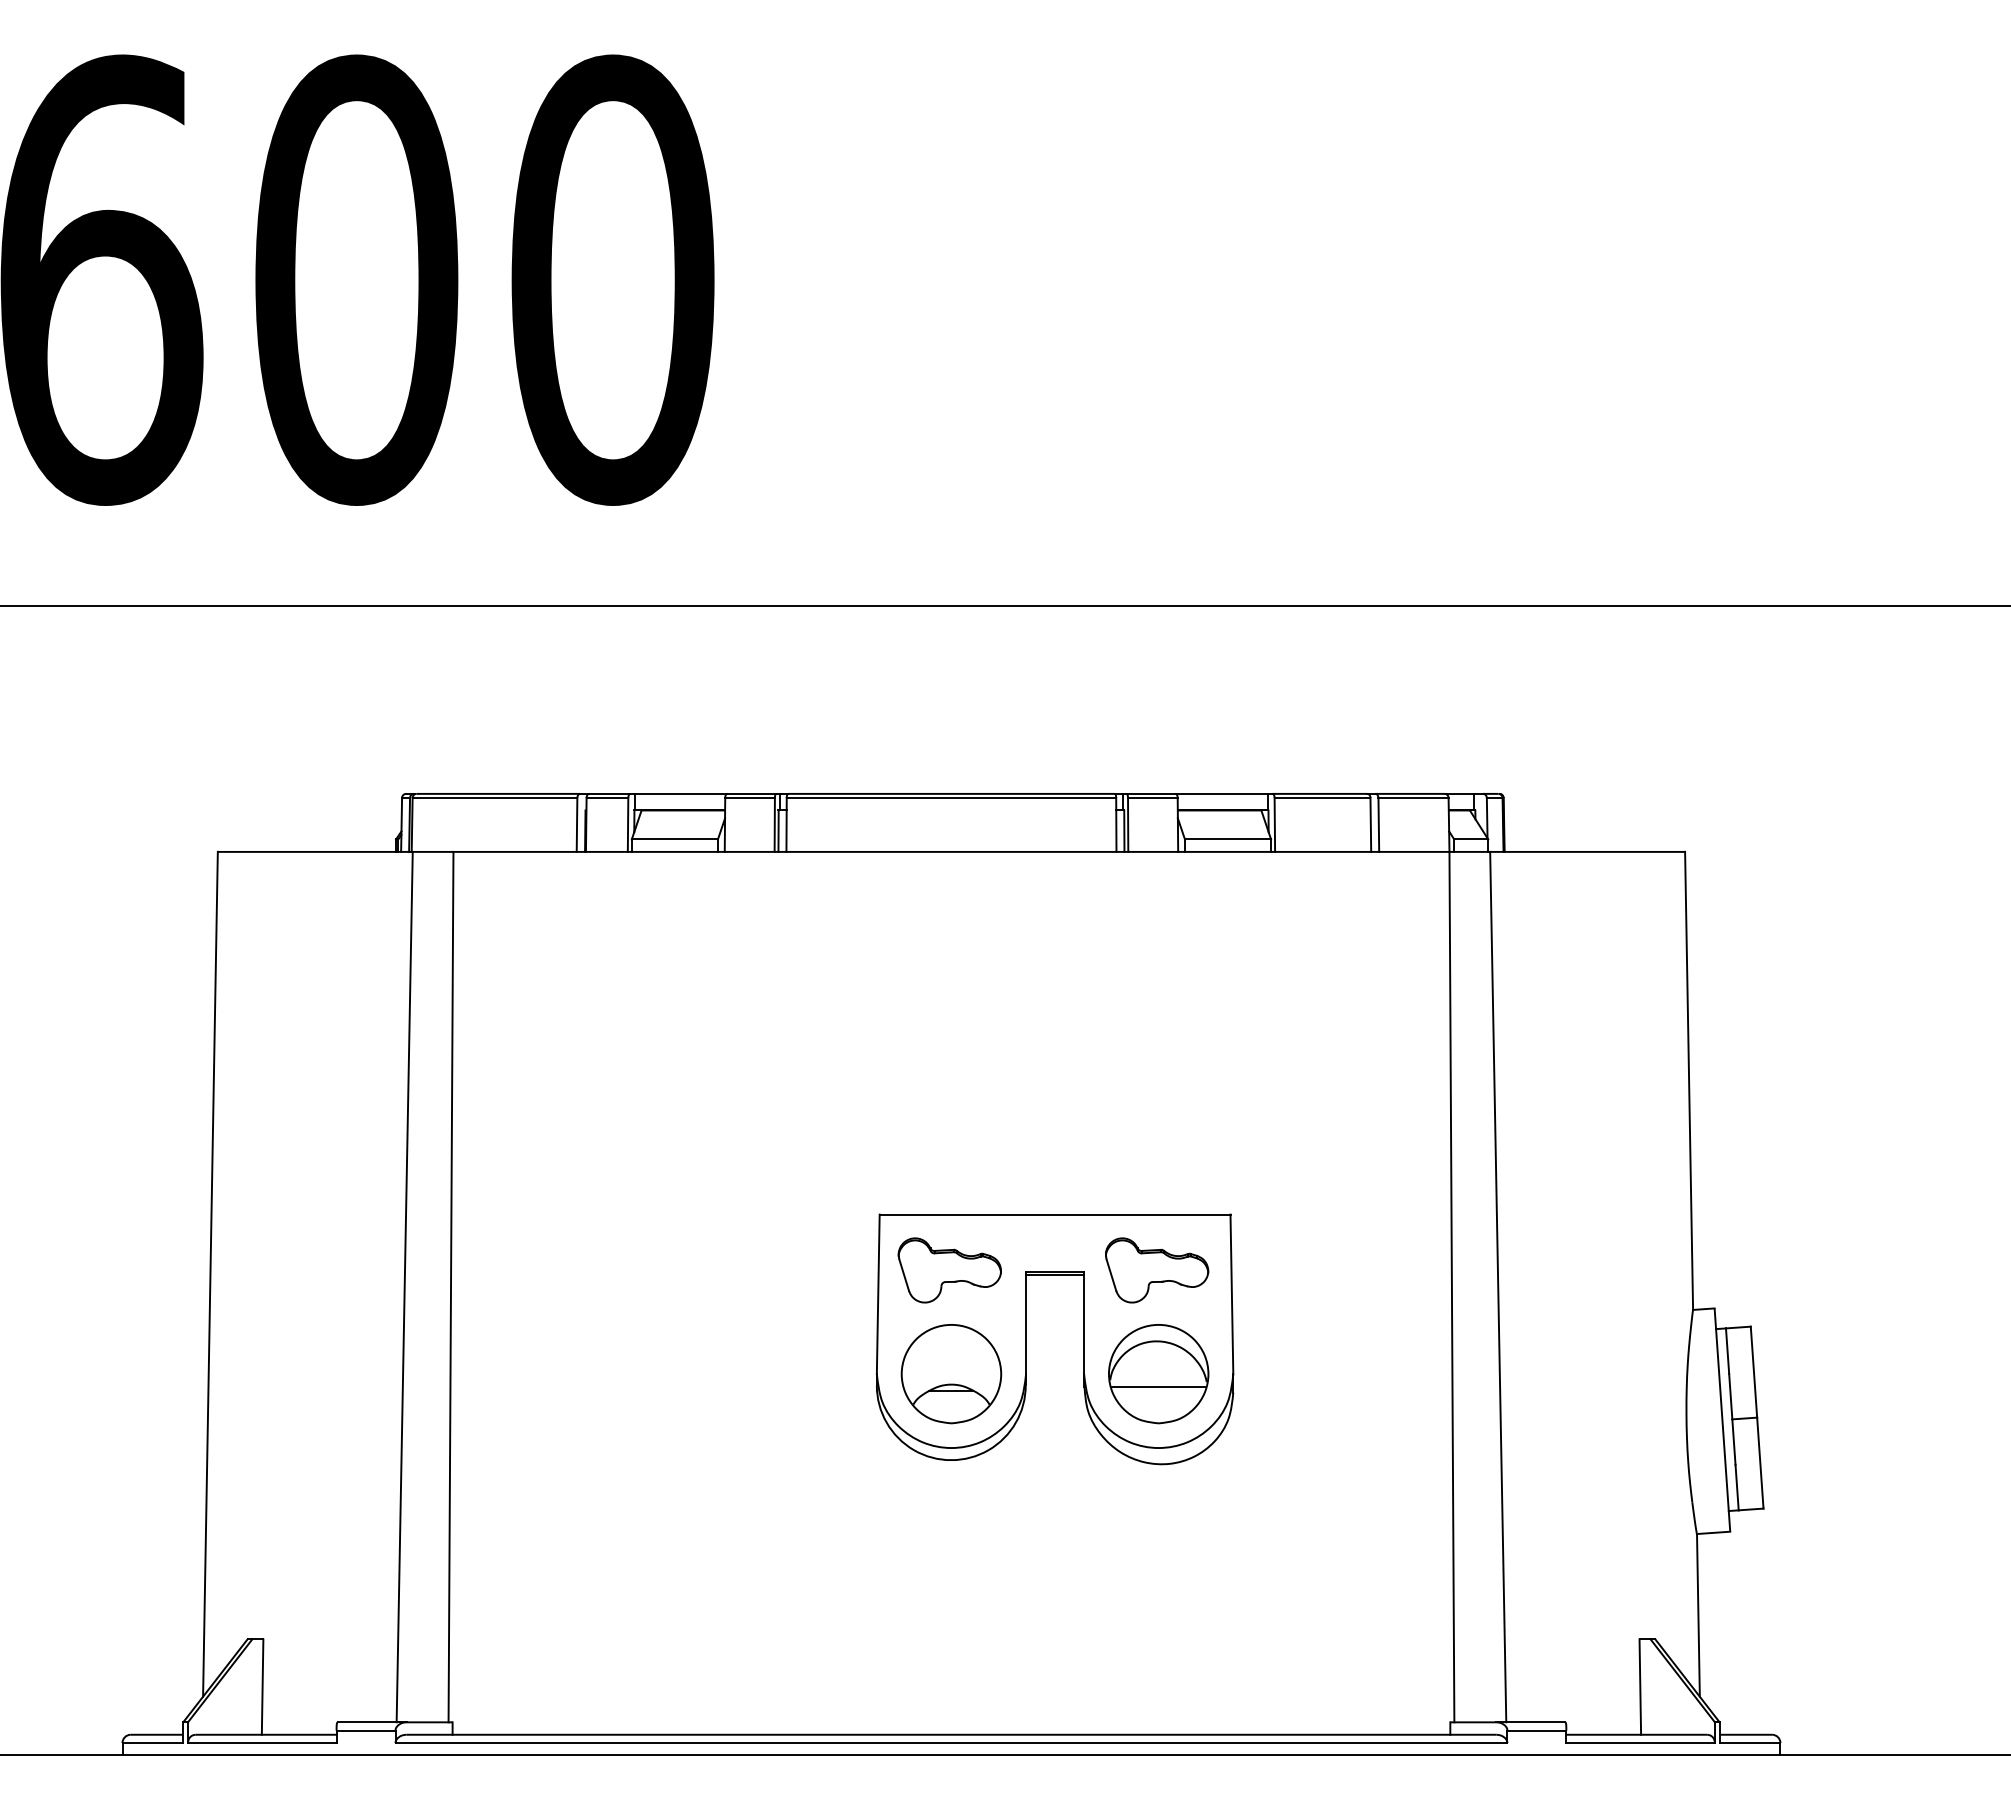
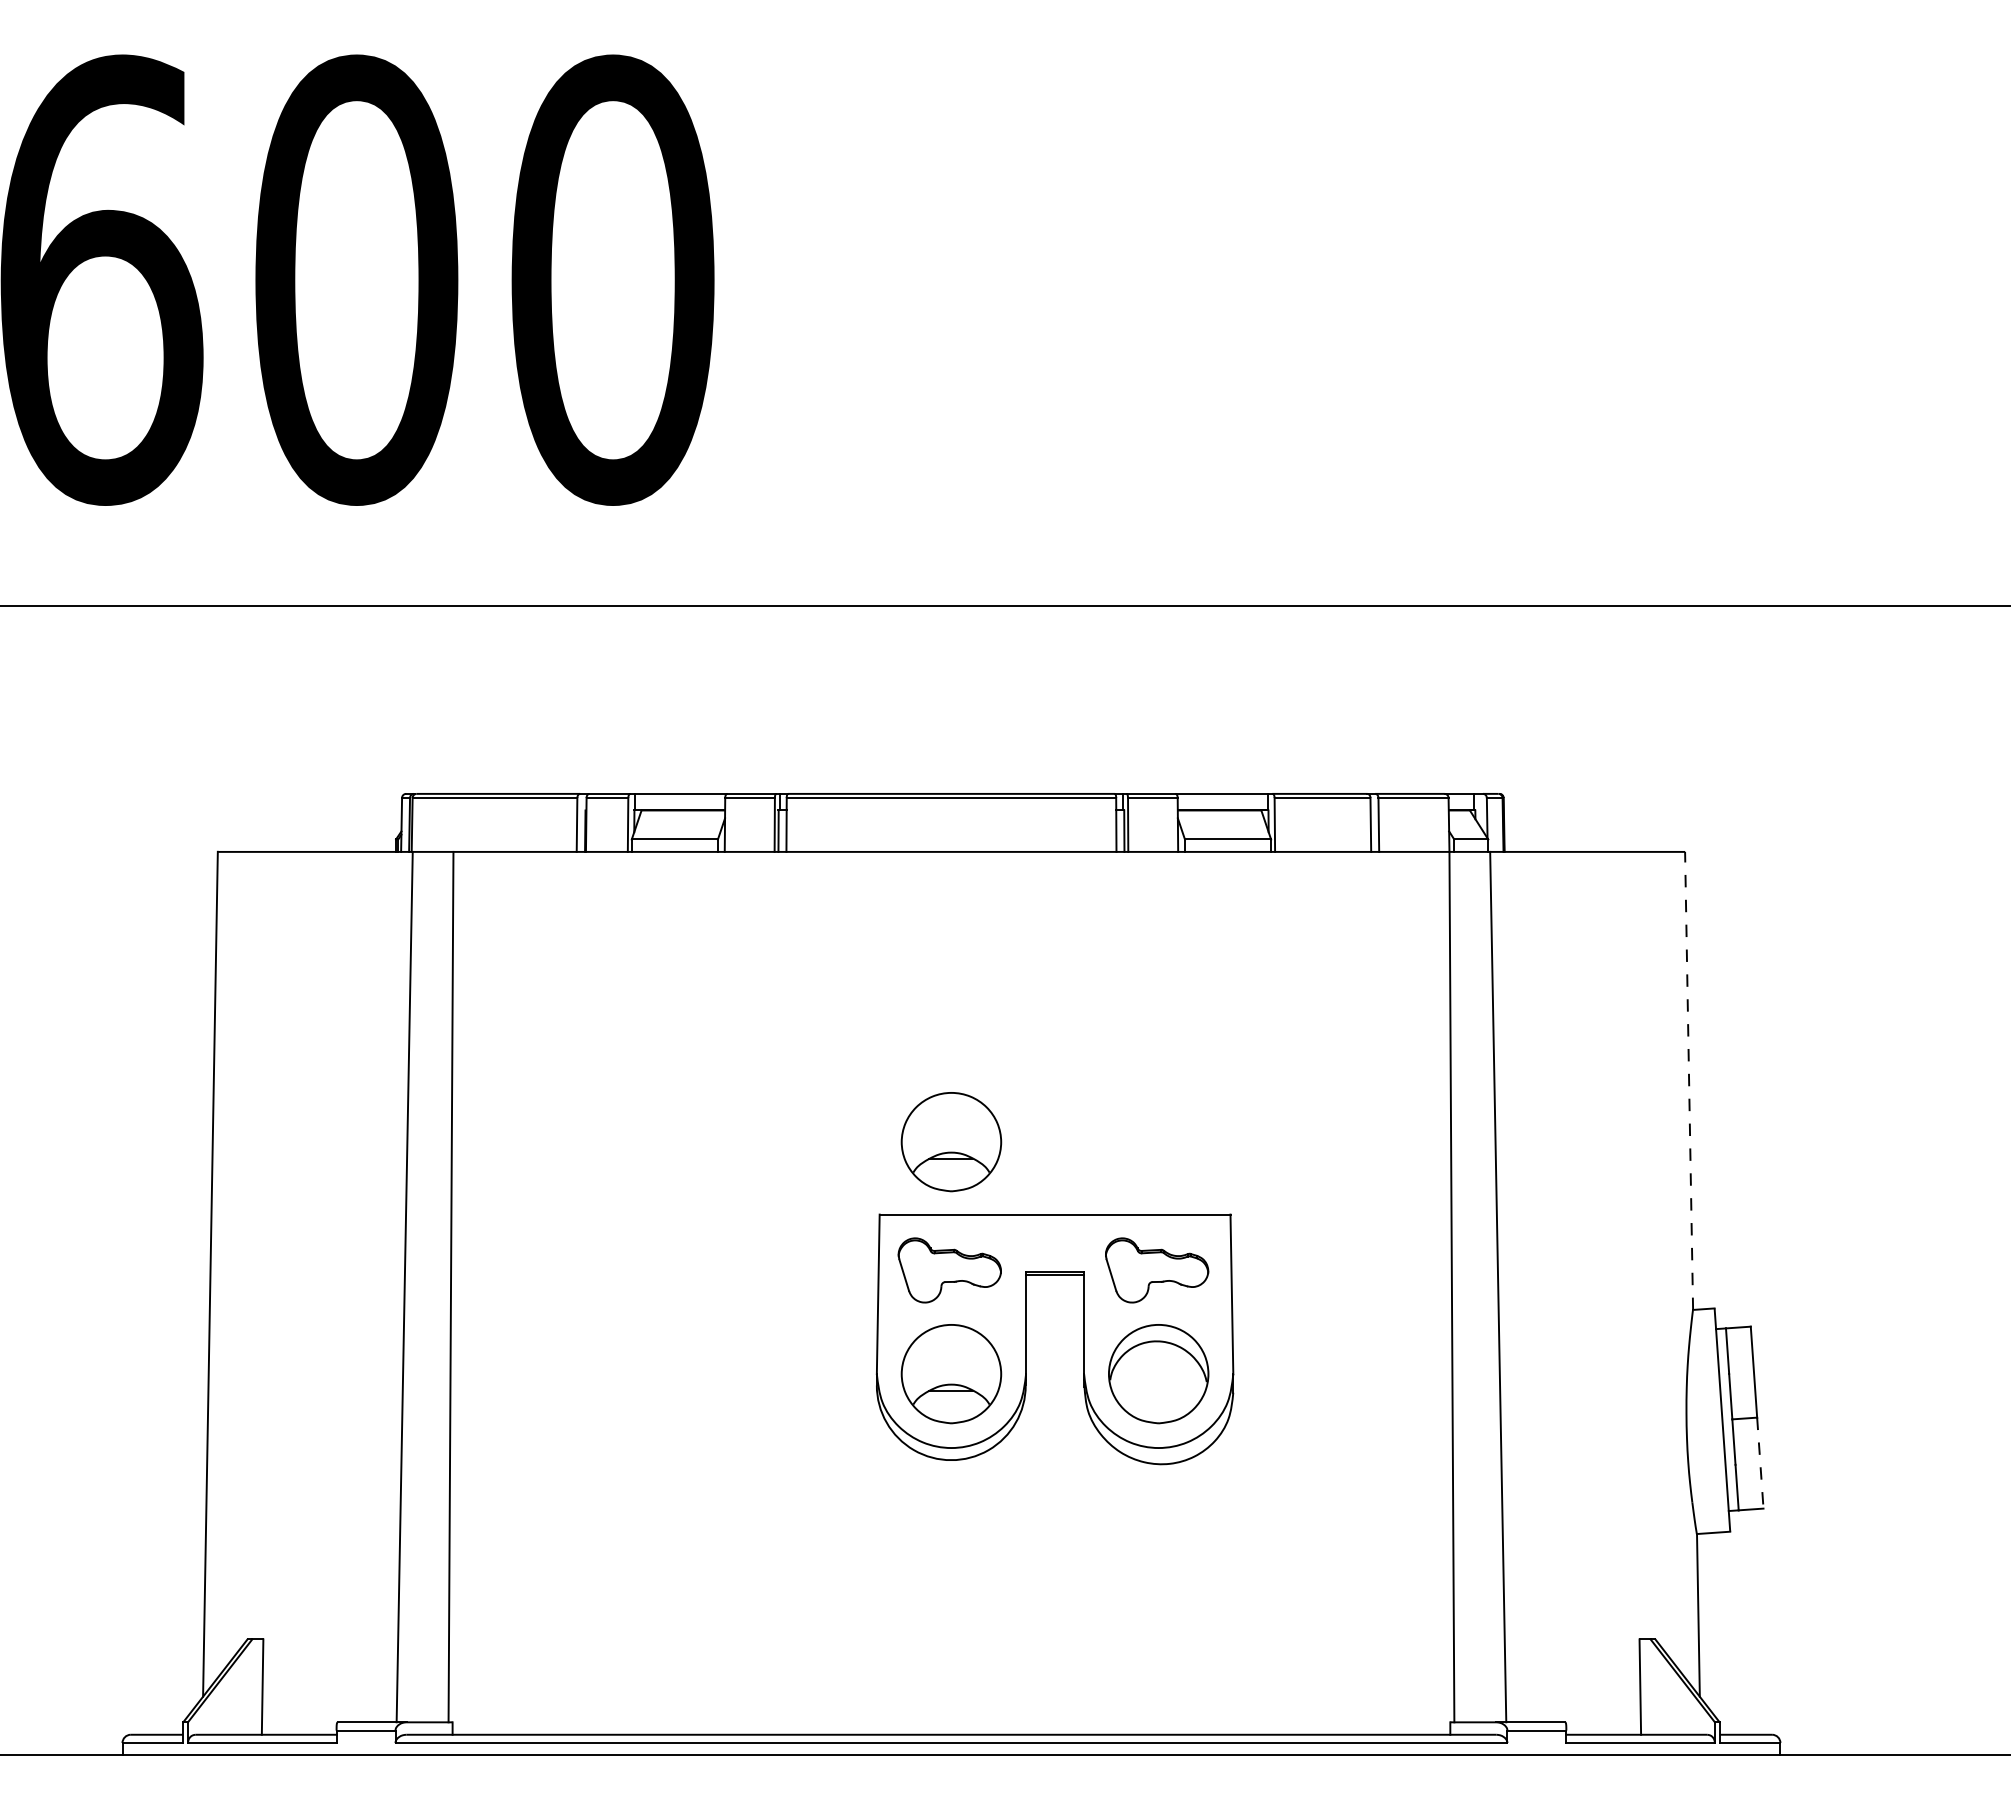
line: solid -> dashed (1689, 1080)
part: none -> present (951, 1142)
line: present -> none (1159, 1387)
line: solid -> dashed (1760, 1463)
